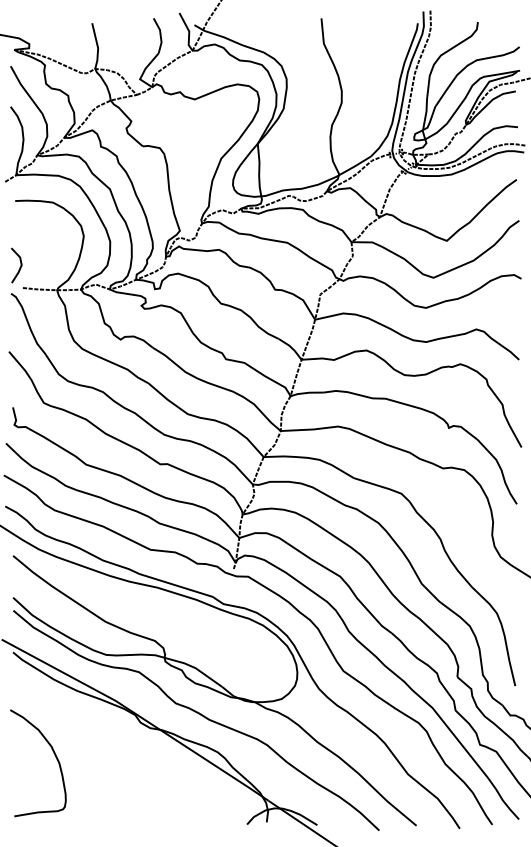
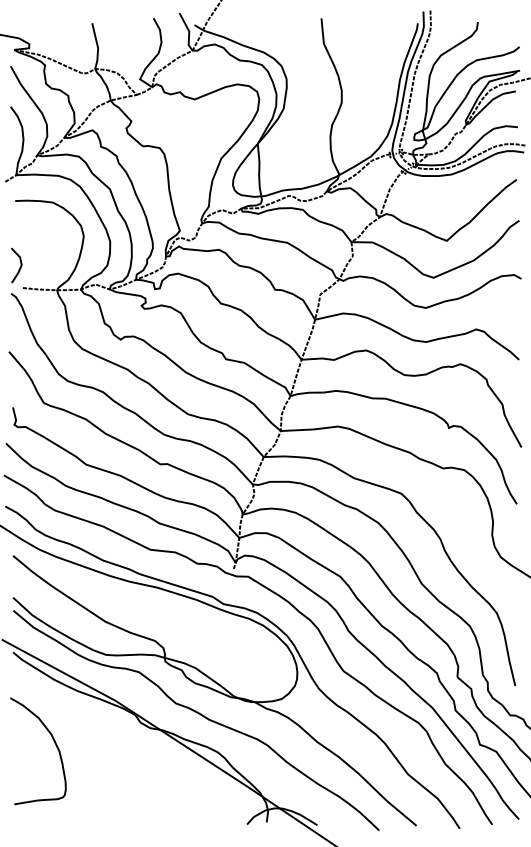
curve position: (54, 755) -> (54, 743) (54, 743)
